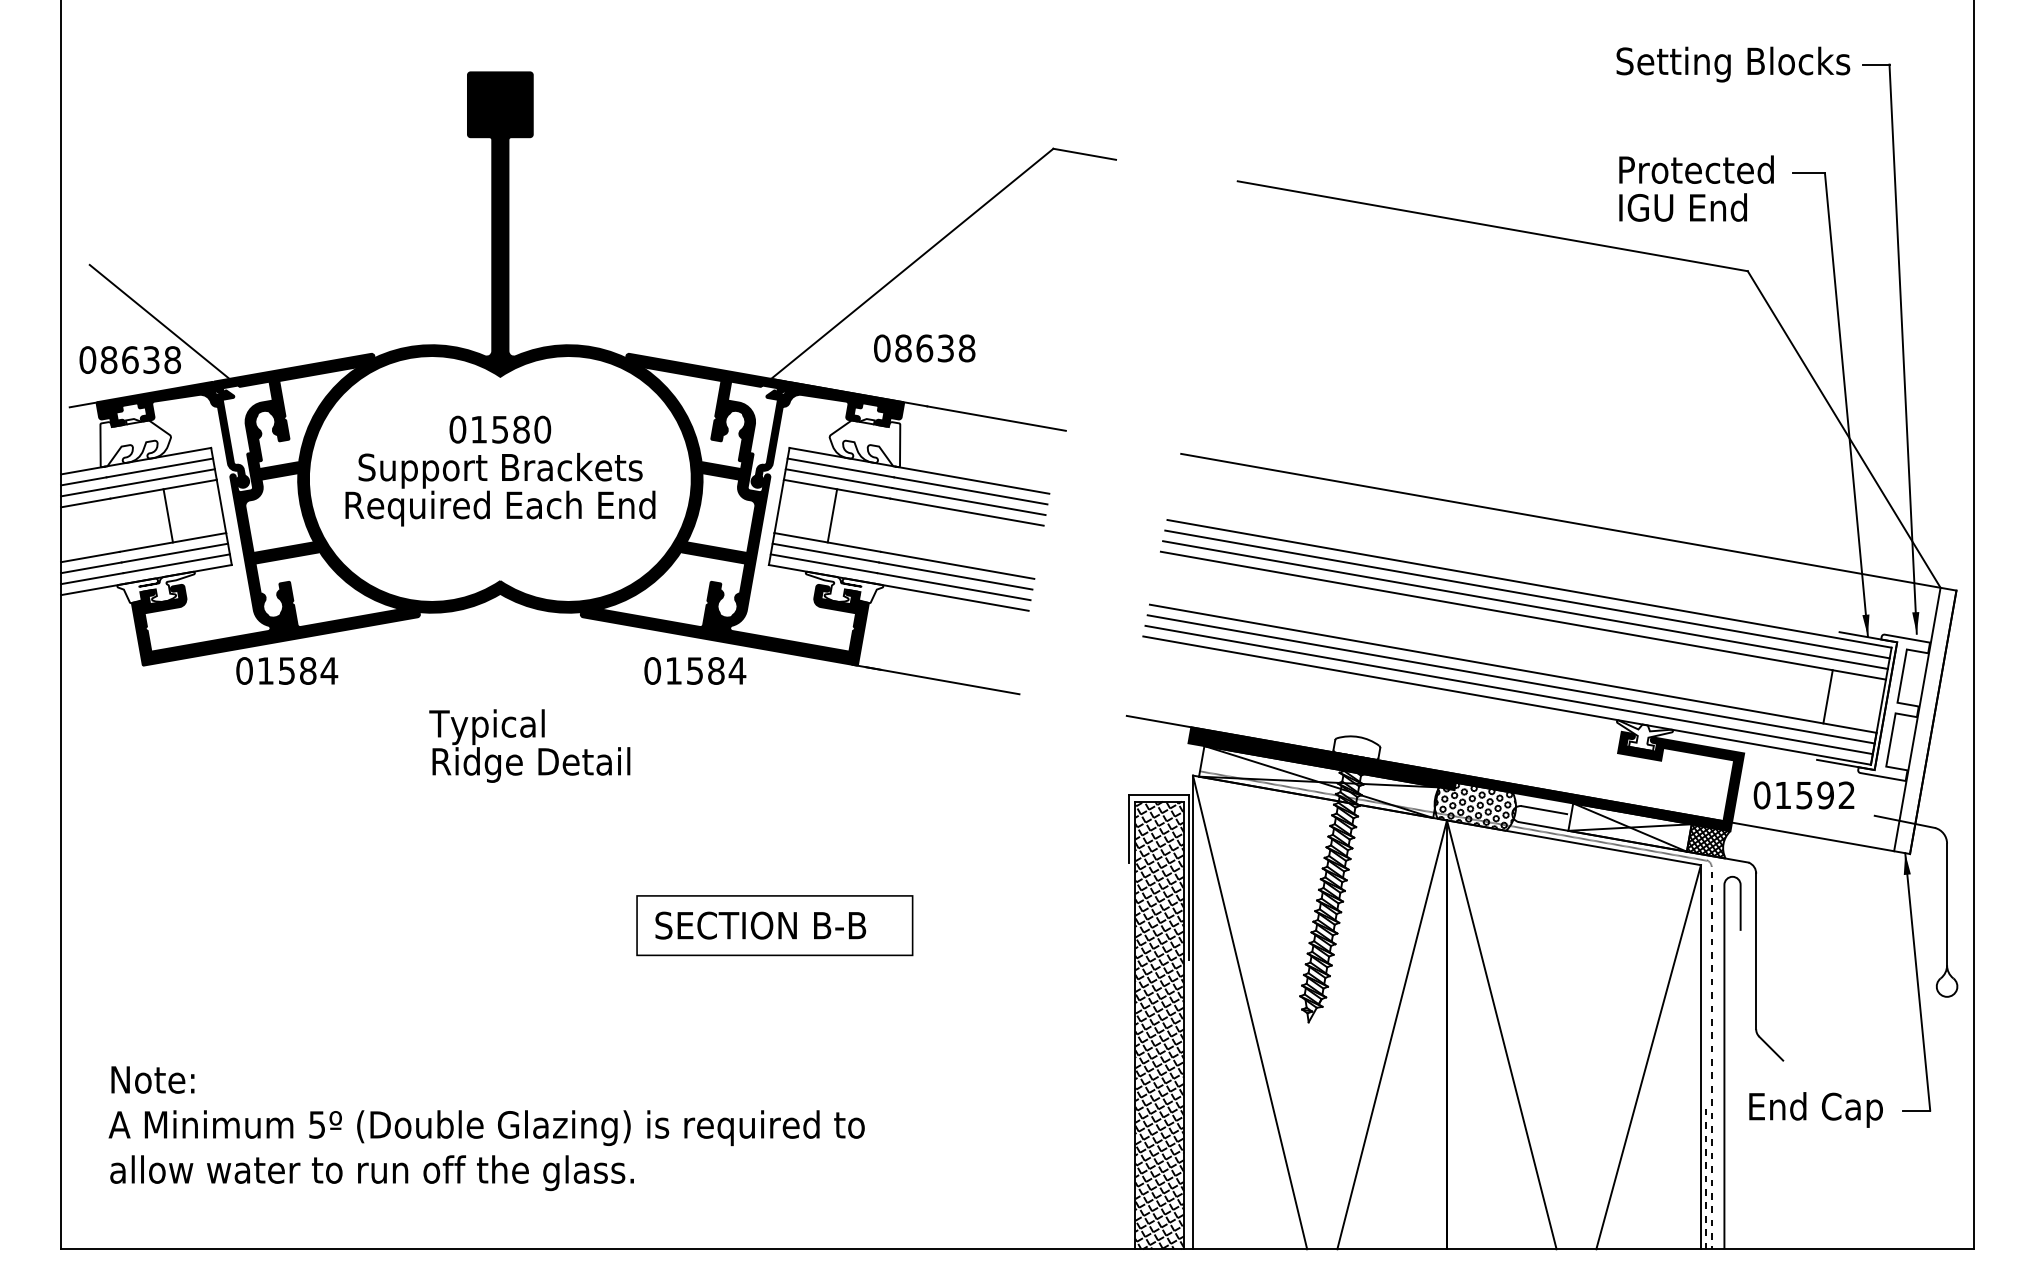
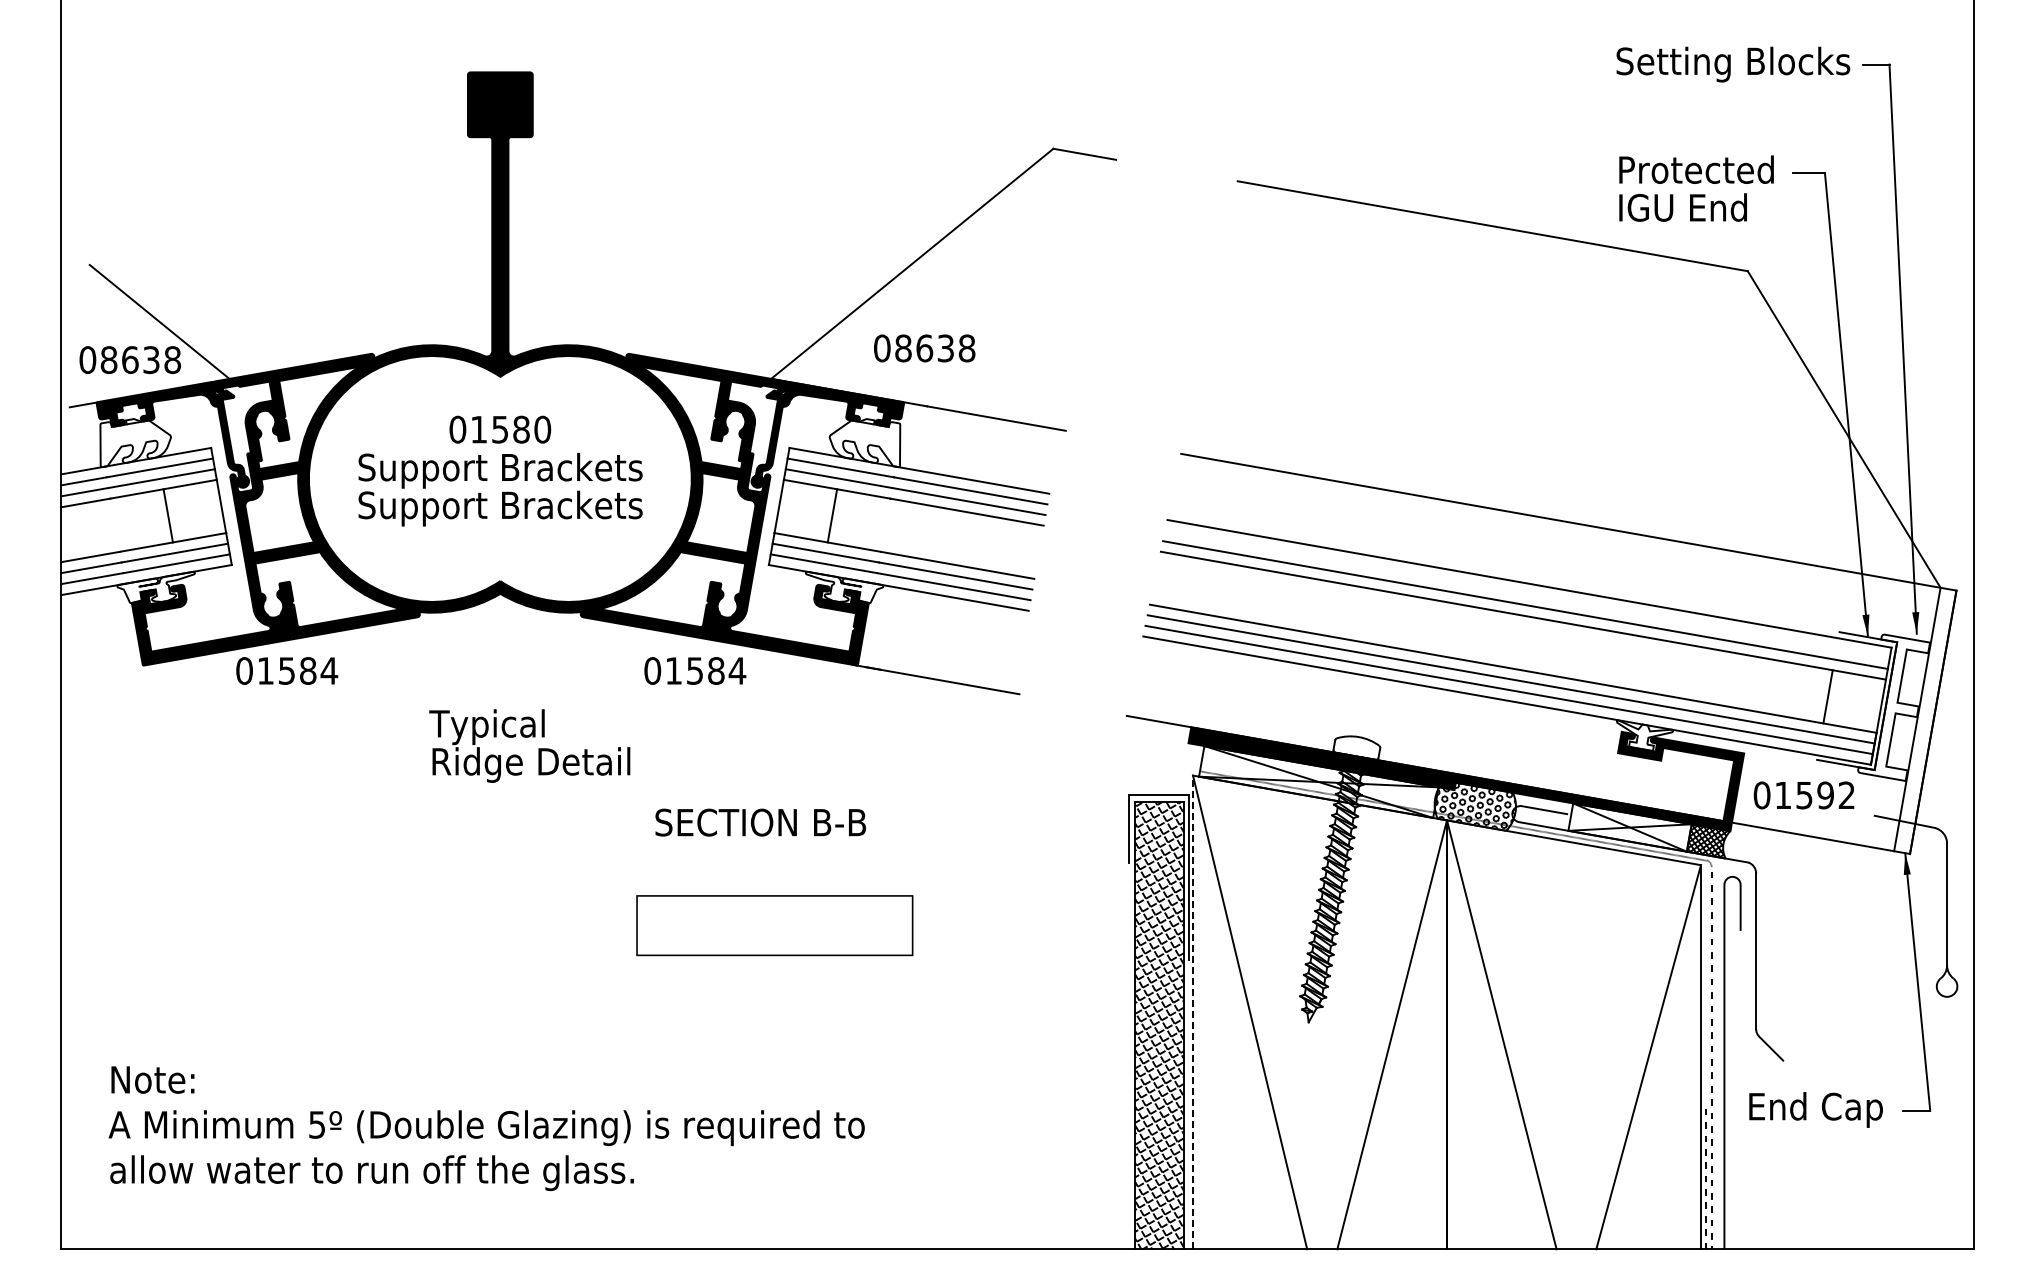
text: Required Each End -> Support Brackets (500, 508)
line: present -> none (1527, 594)
text position: (760, 925) -> (760, 822) (760, 822)
line: solid -> dashed (1193, 1012)
